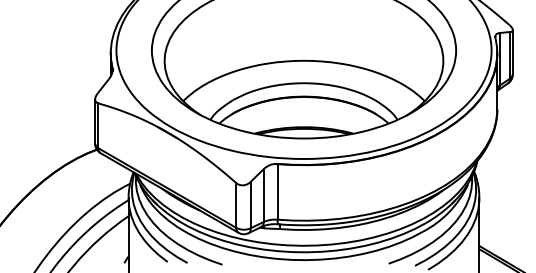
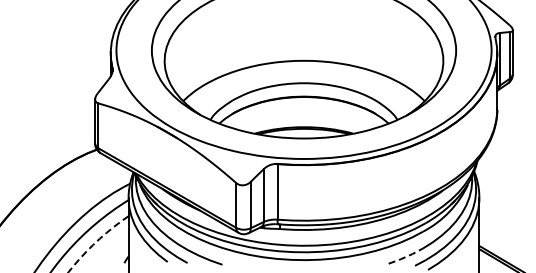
arc: solid -> dashed (95, 242)
line: solid -> dashed (407, 256)
